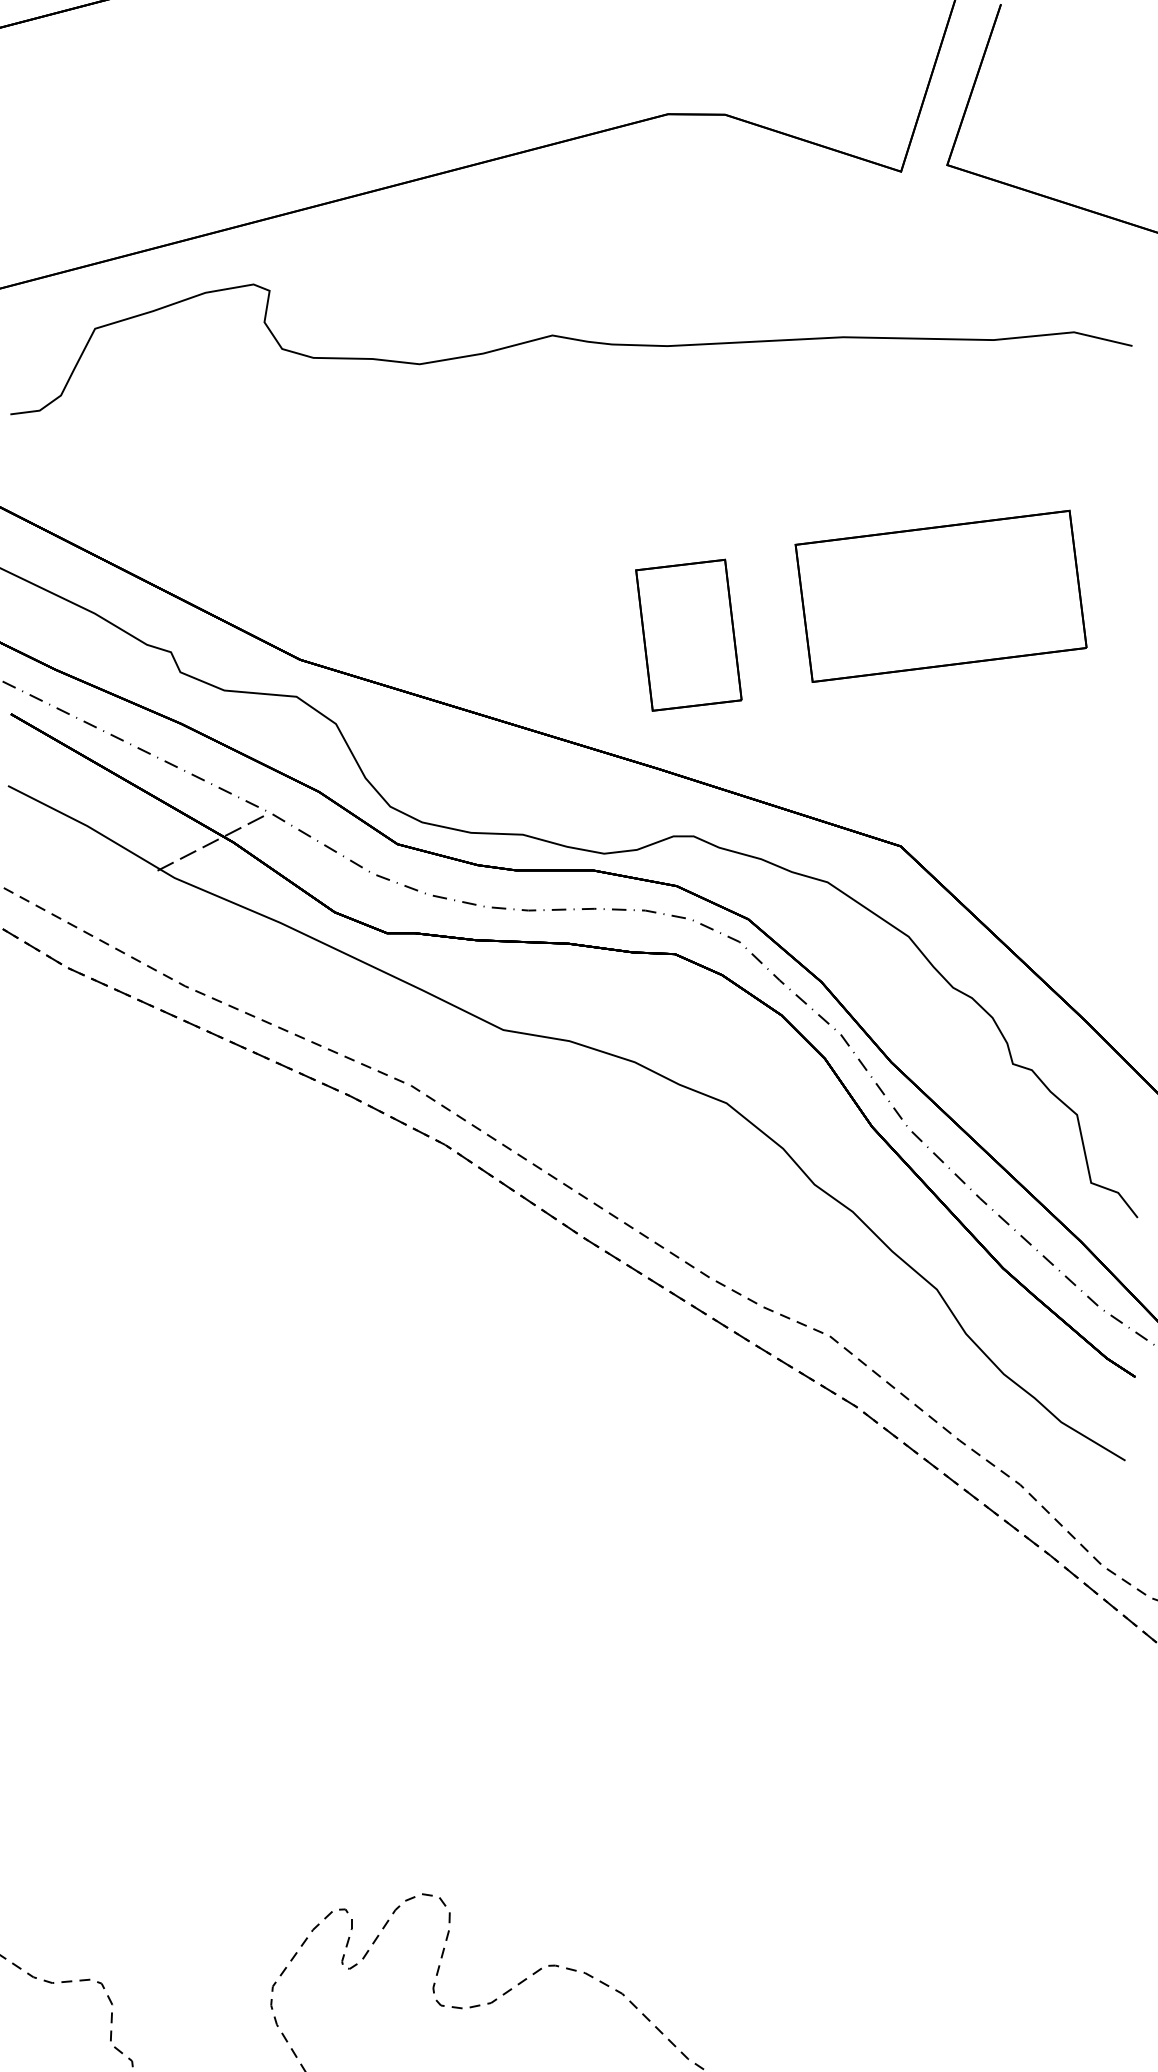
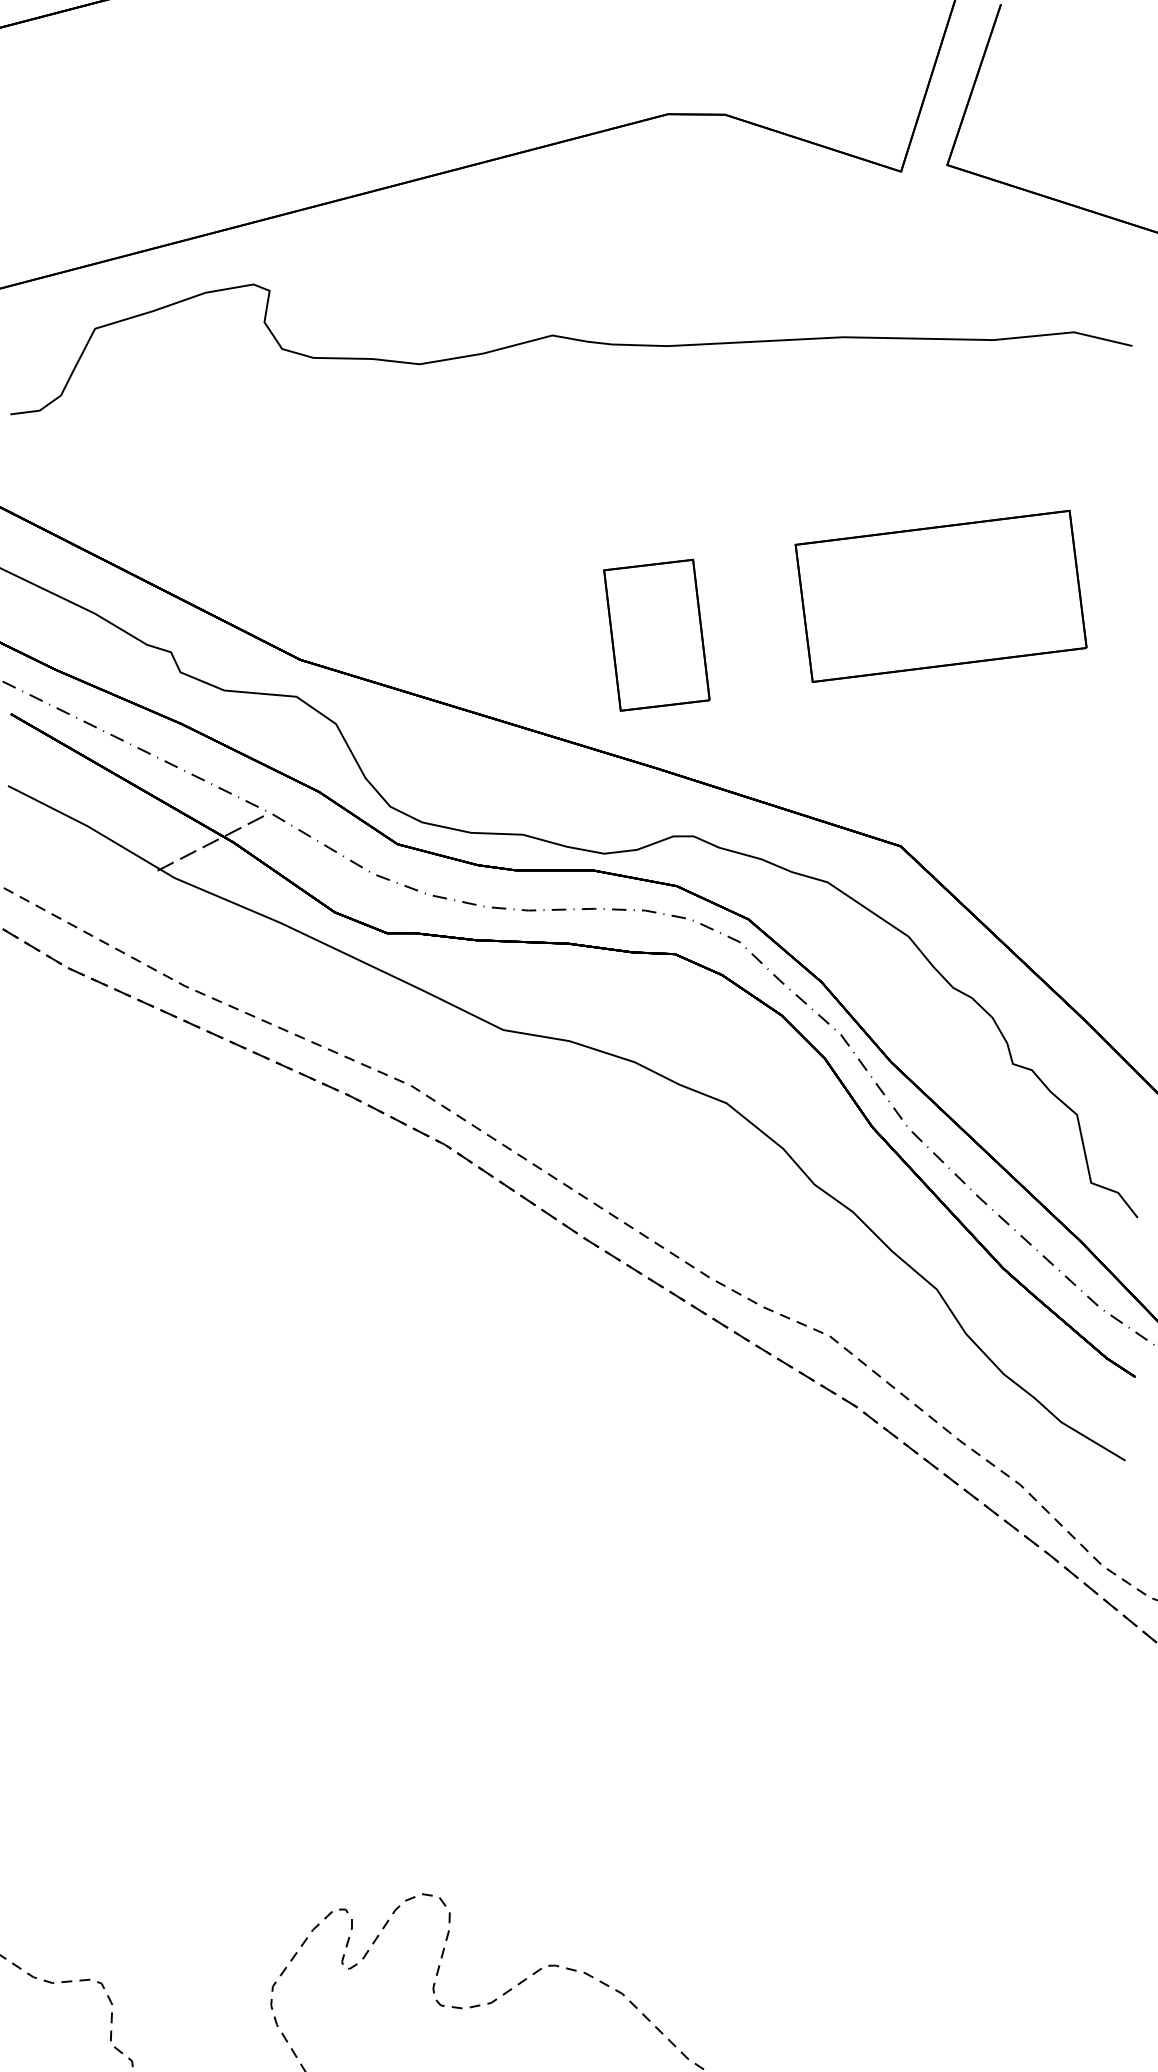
part position: (688, 634) -> (656, 634) (656, 634)
